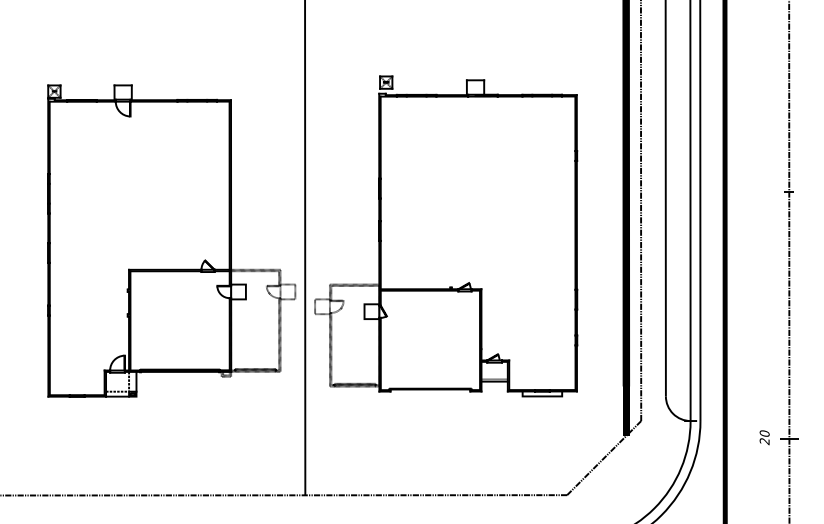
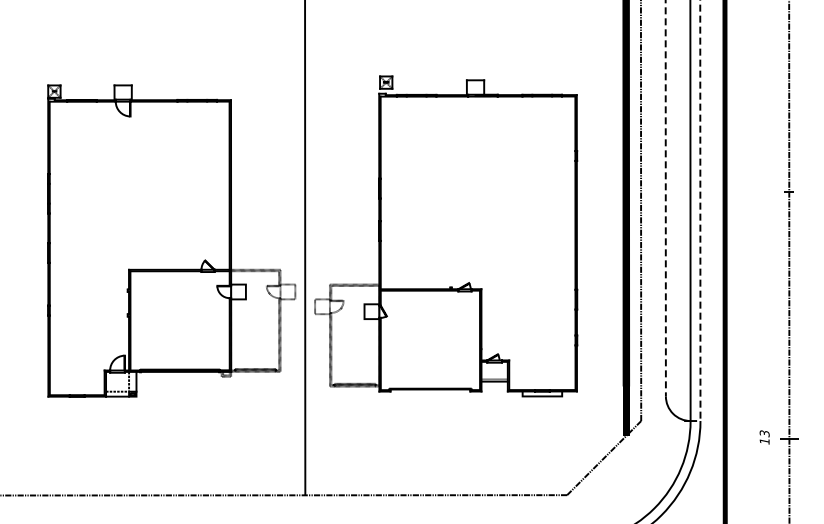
line: solid -> dashed (665, 198)
line: solid -> dashed (700, 211)
text: 20 -> 13 (764, 437)
